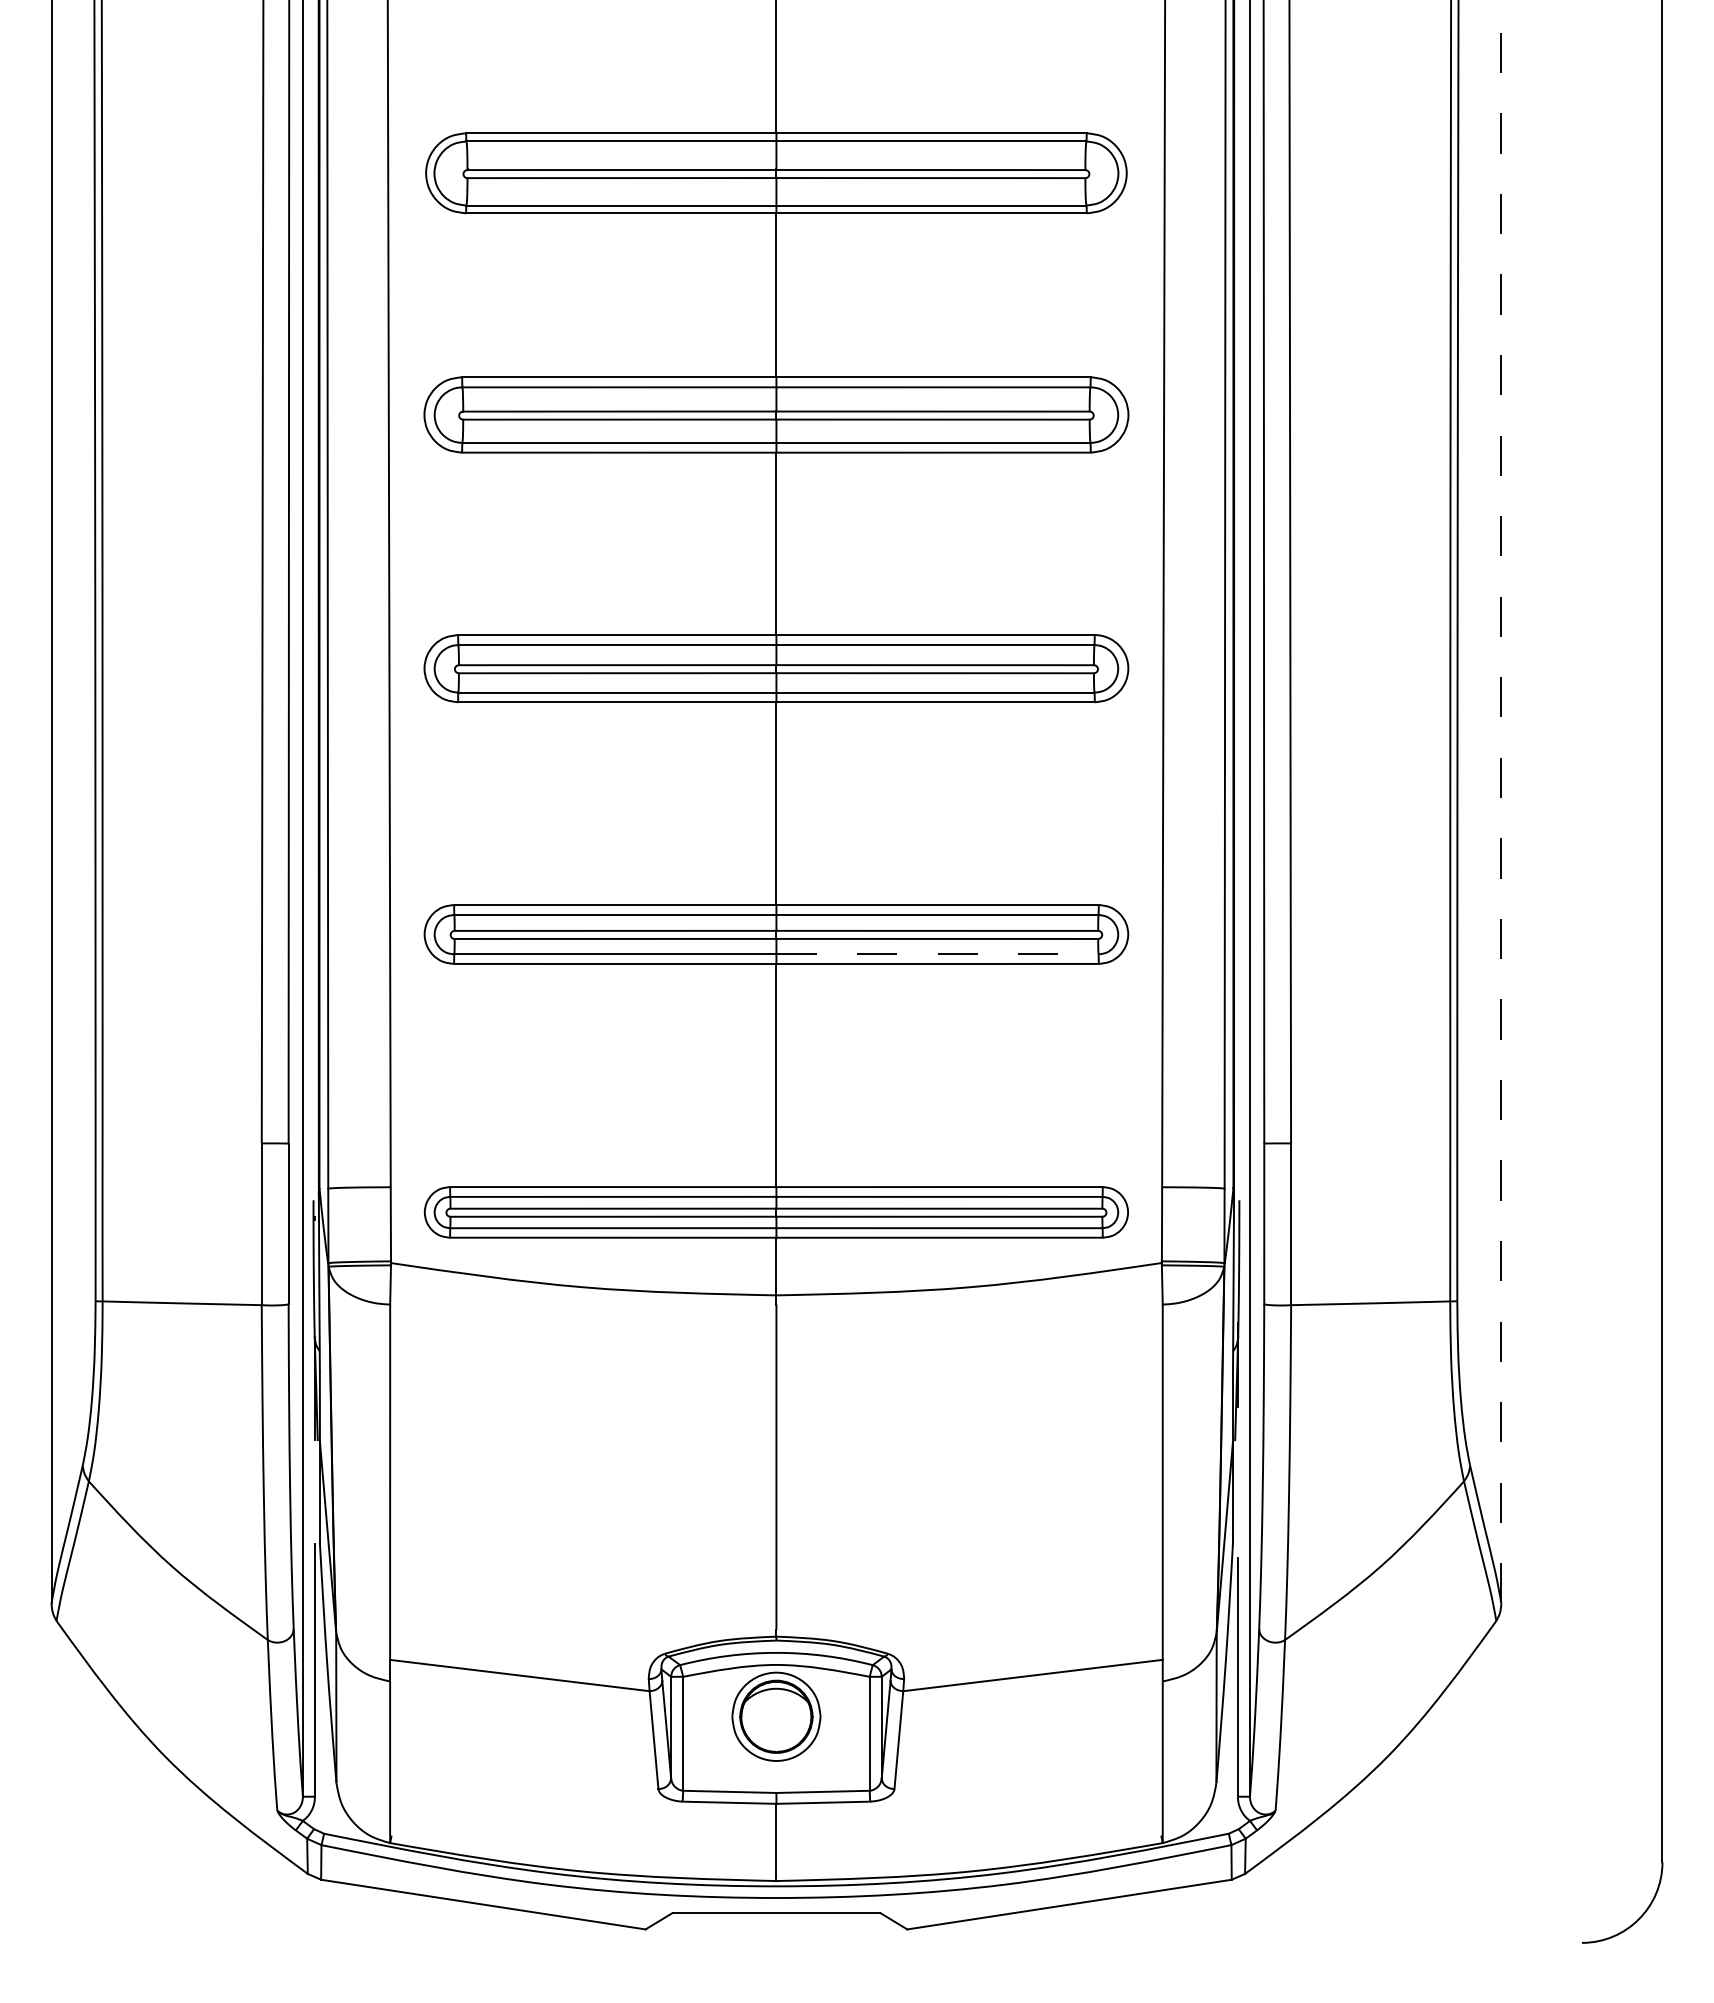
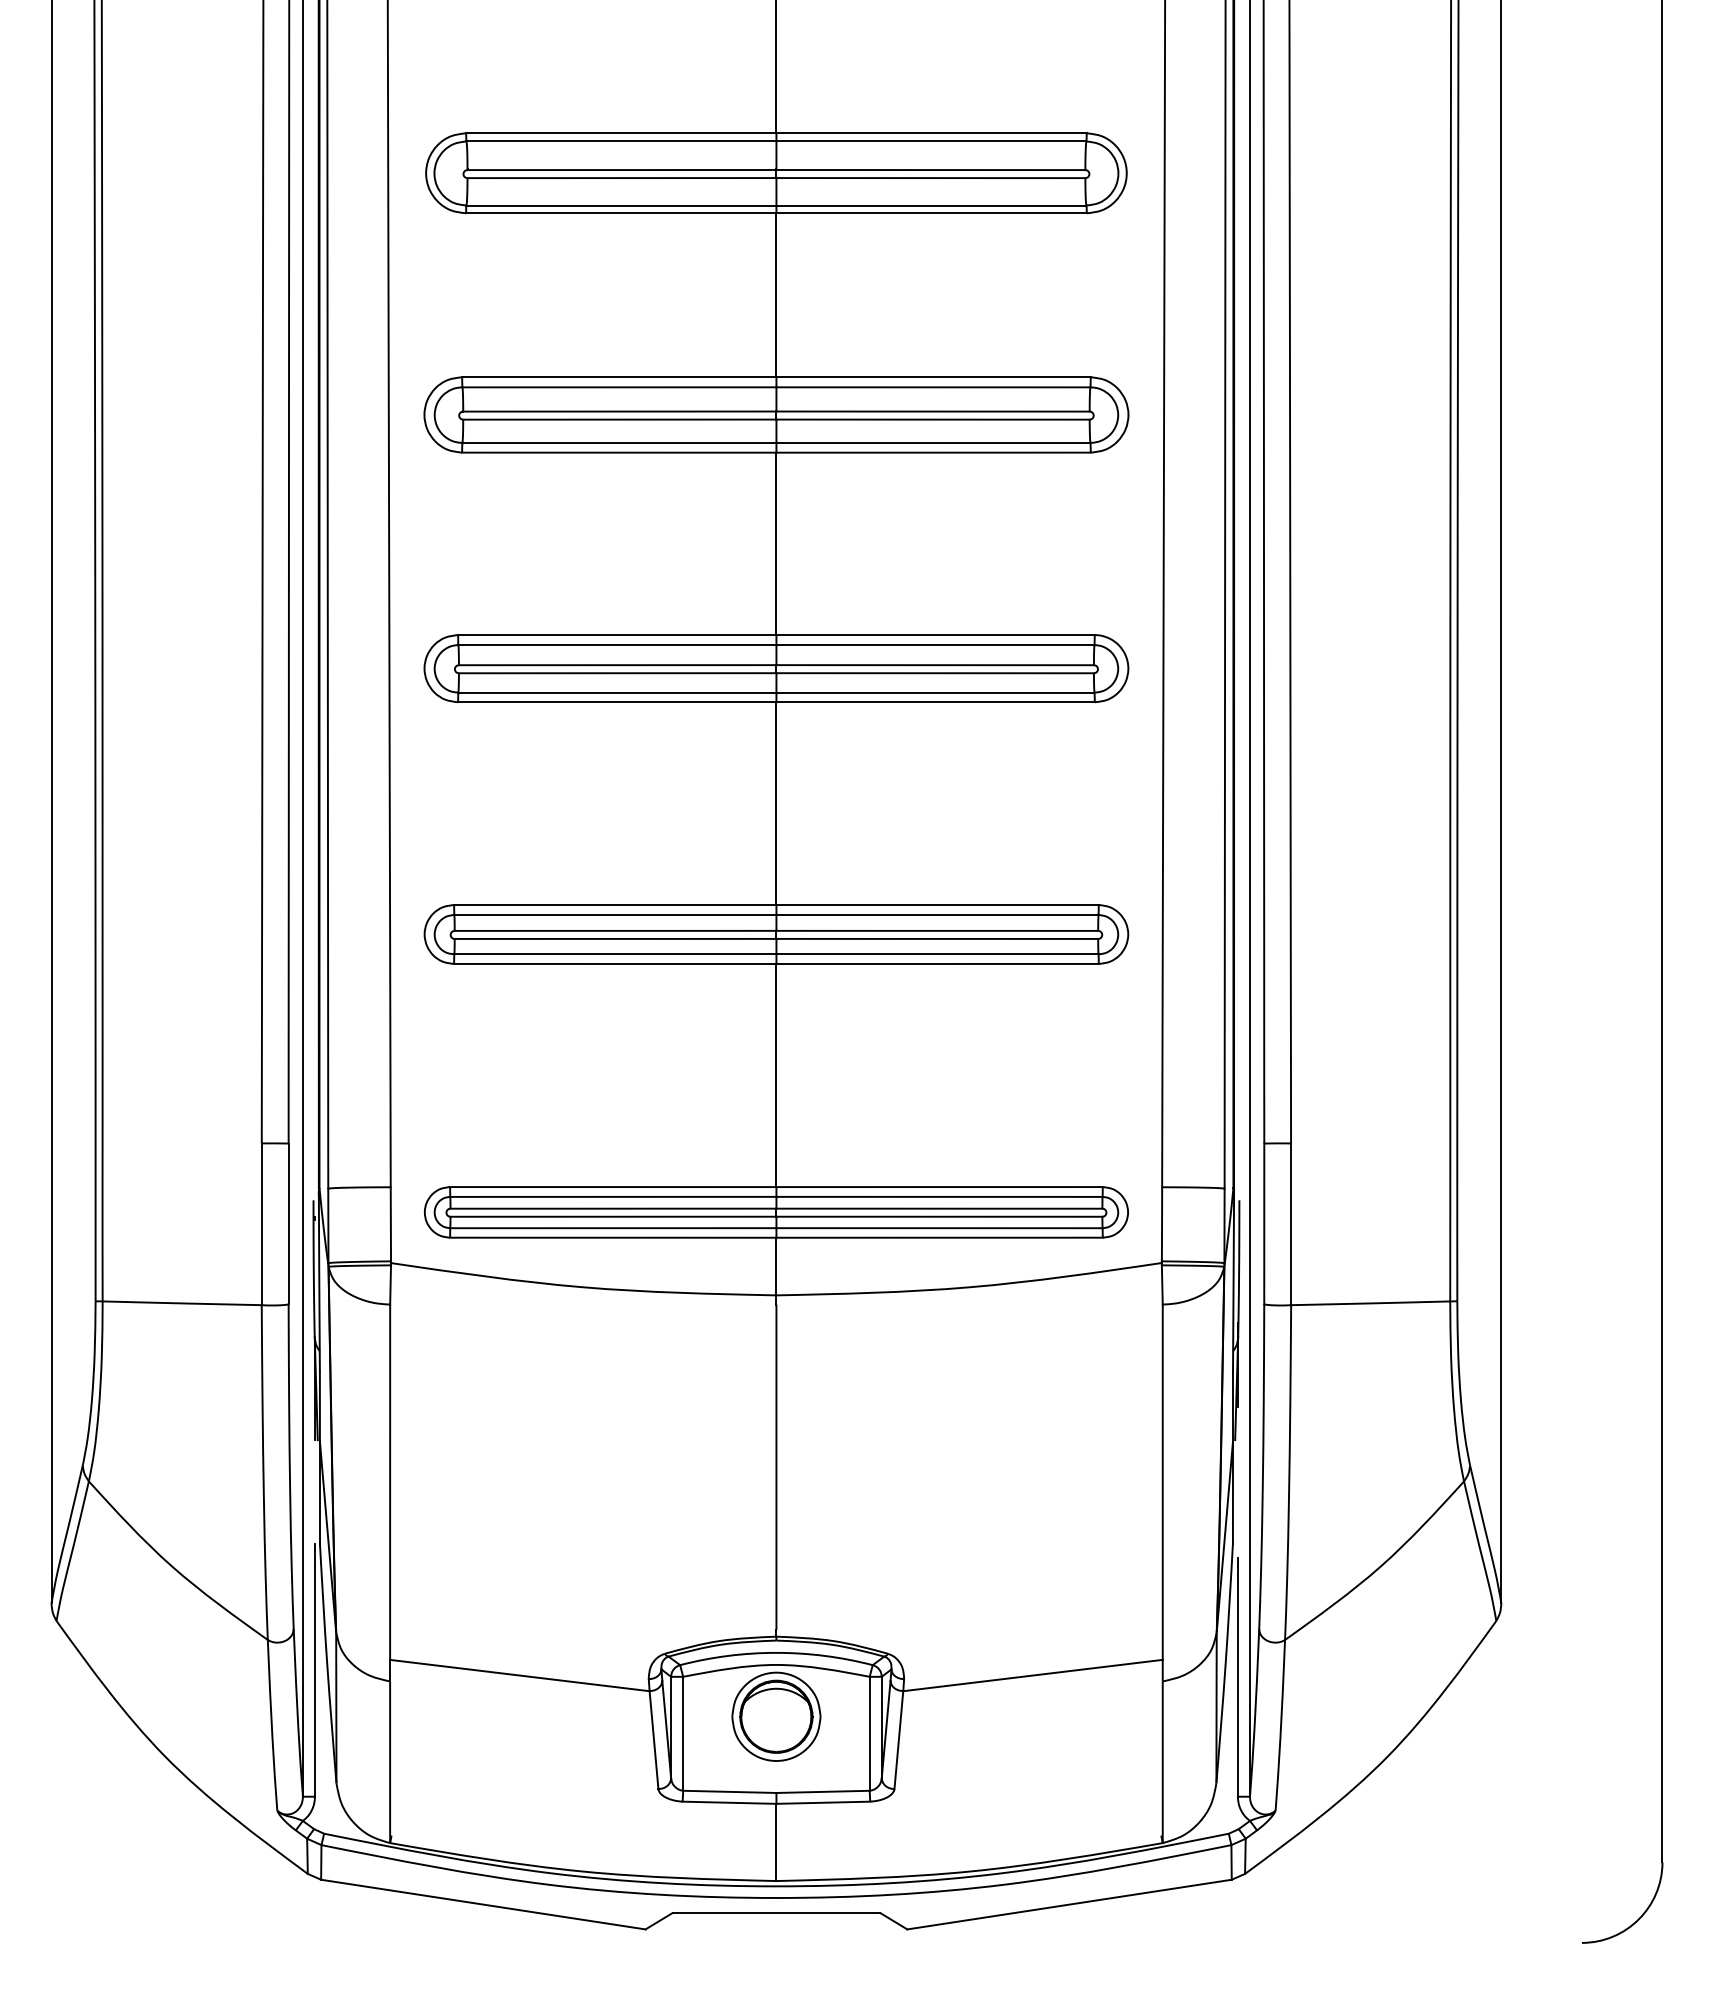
line: dashed -> solid (1501, 801)
line: dashed -> solid (938, 954)
